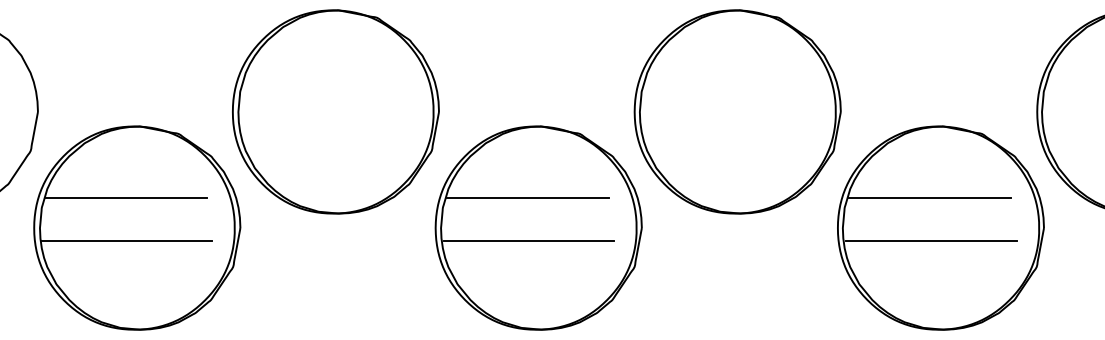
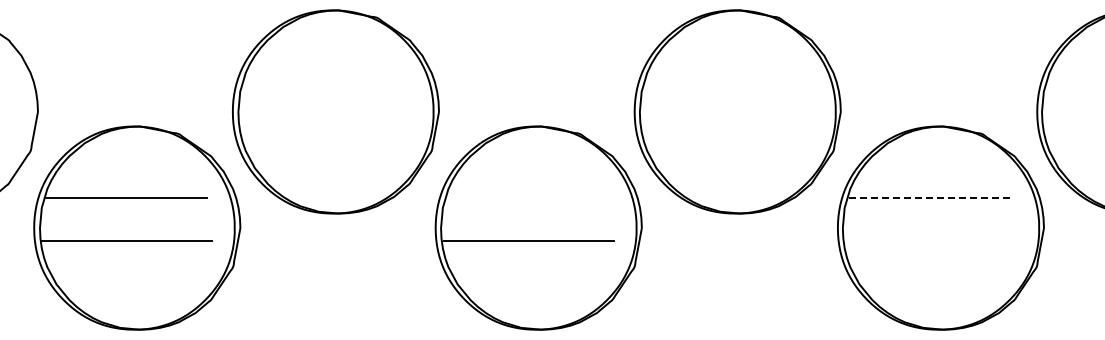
line: present -> none (527, 197)
line: solid -> dashed (930, 197)
line: present -> none (930, 241)
